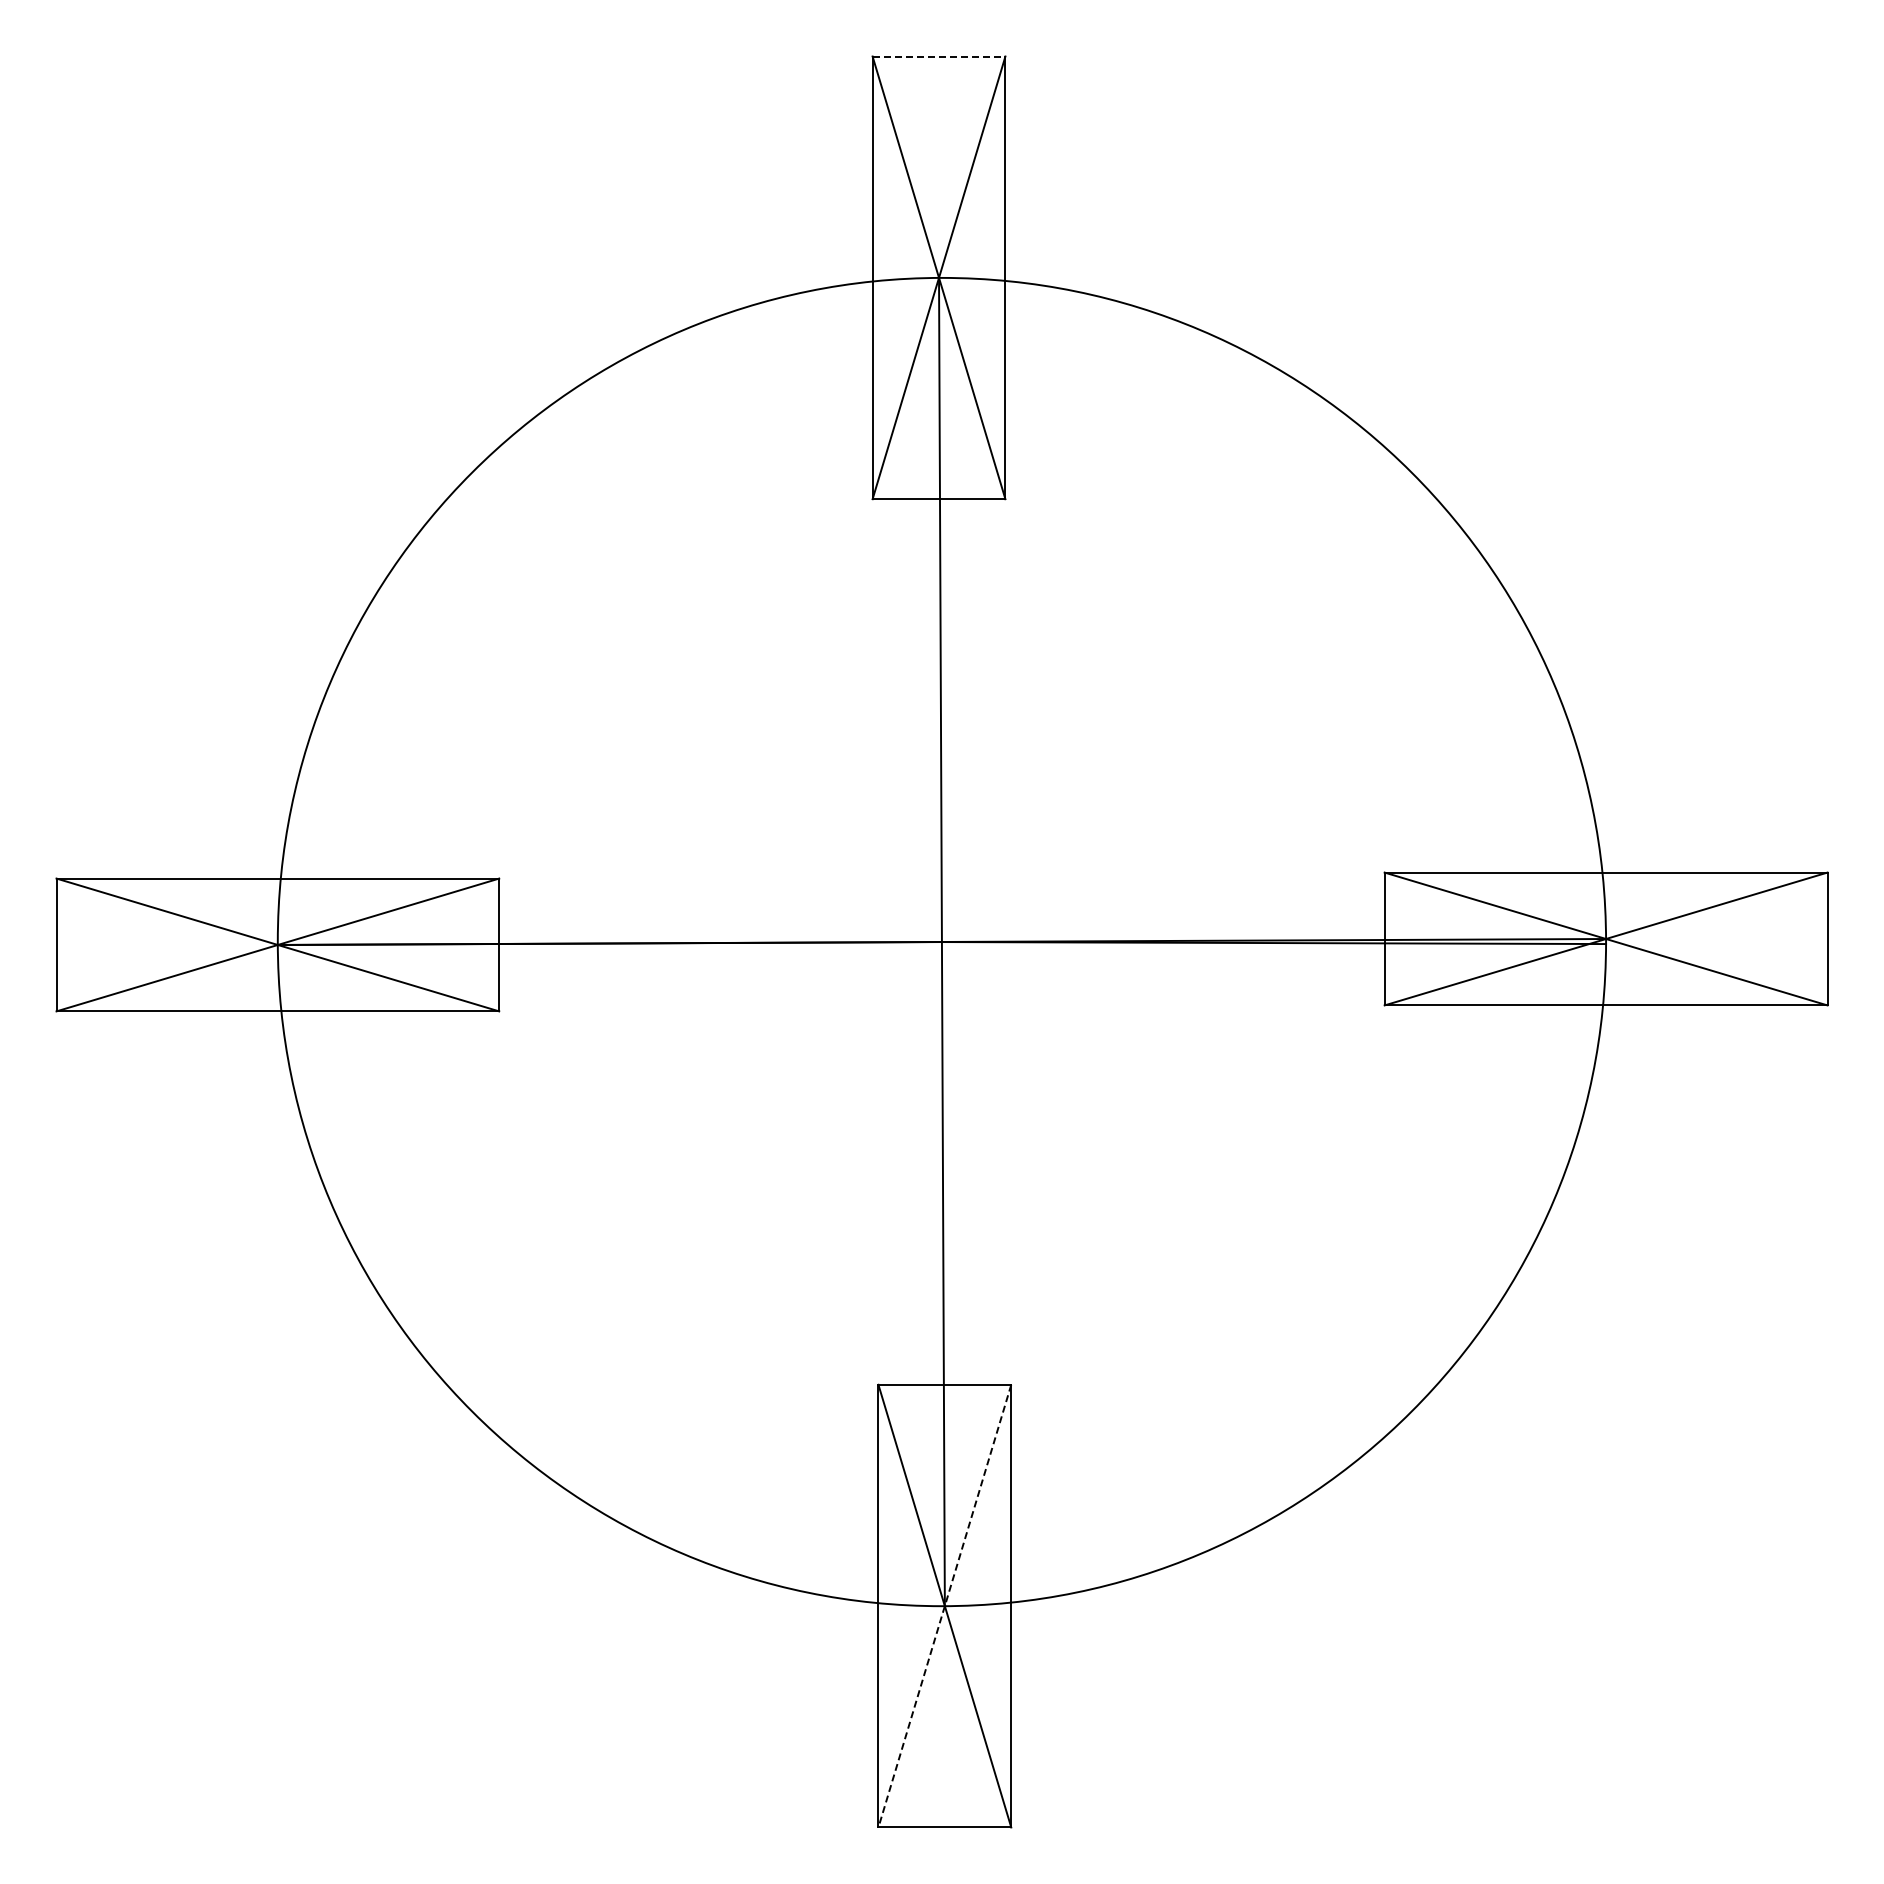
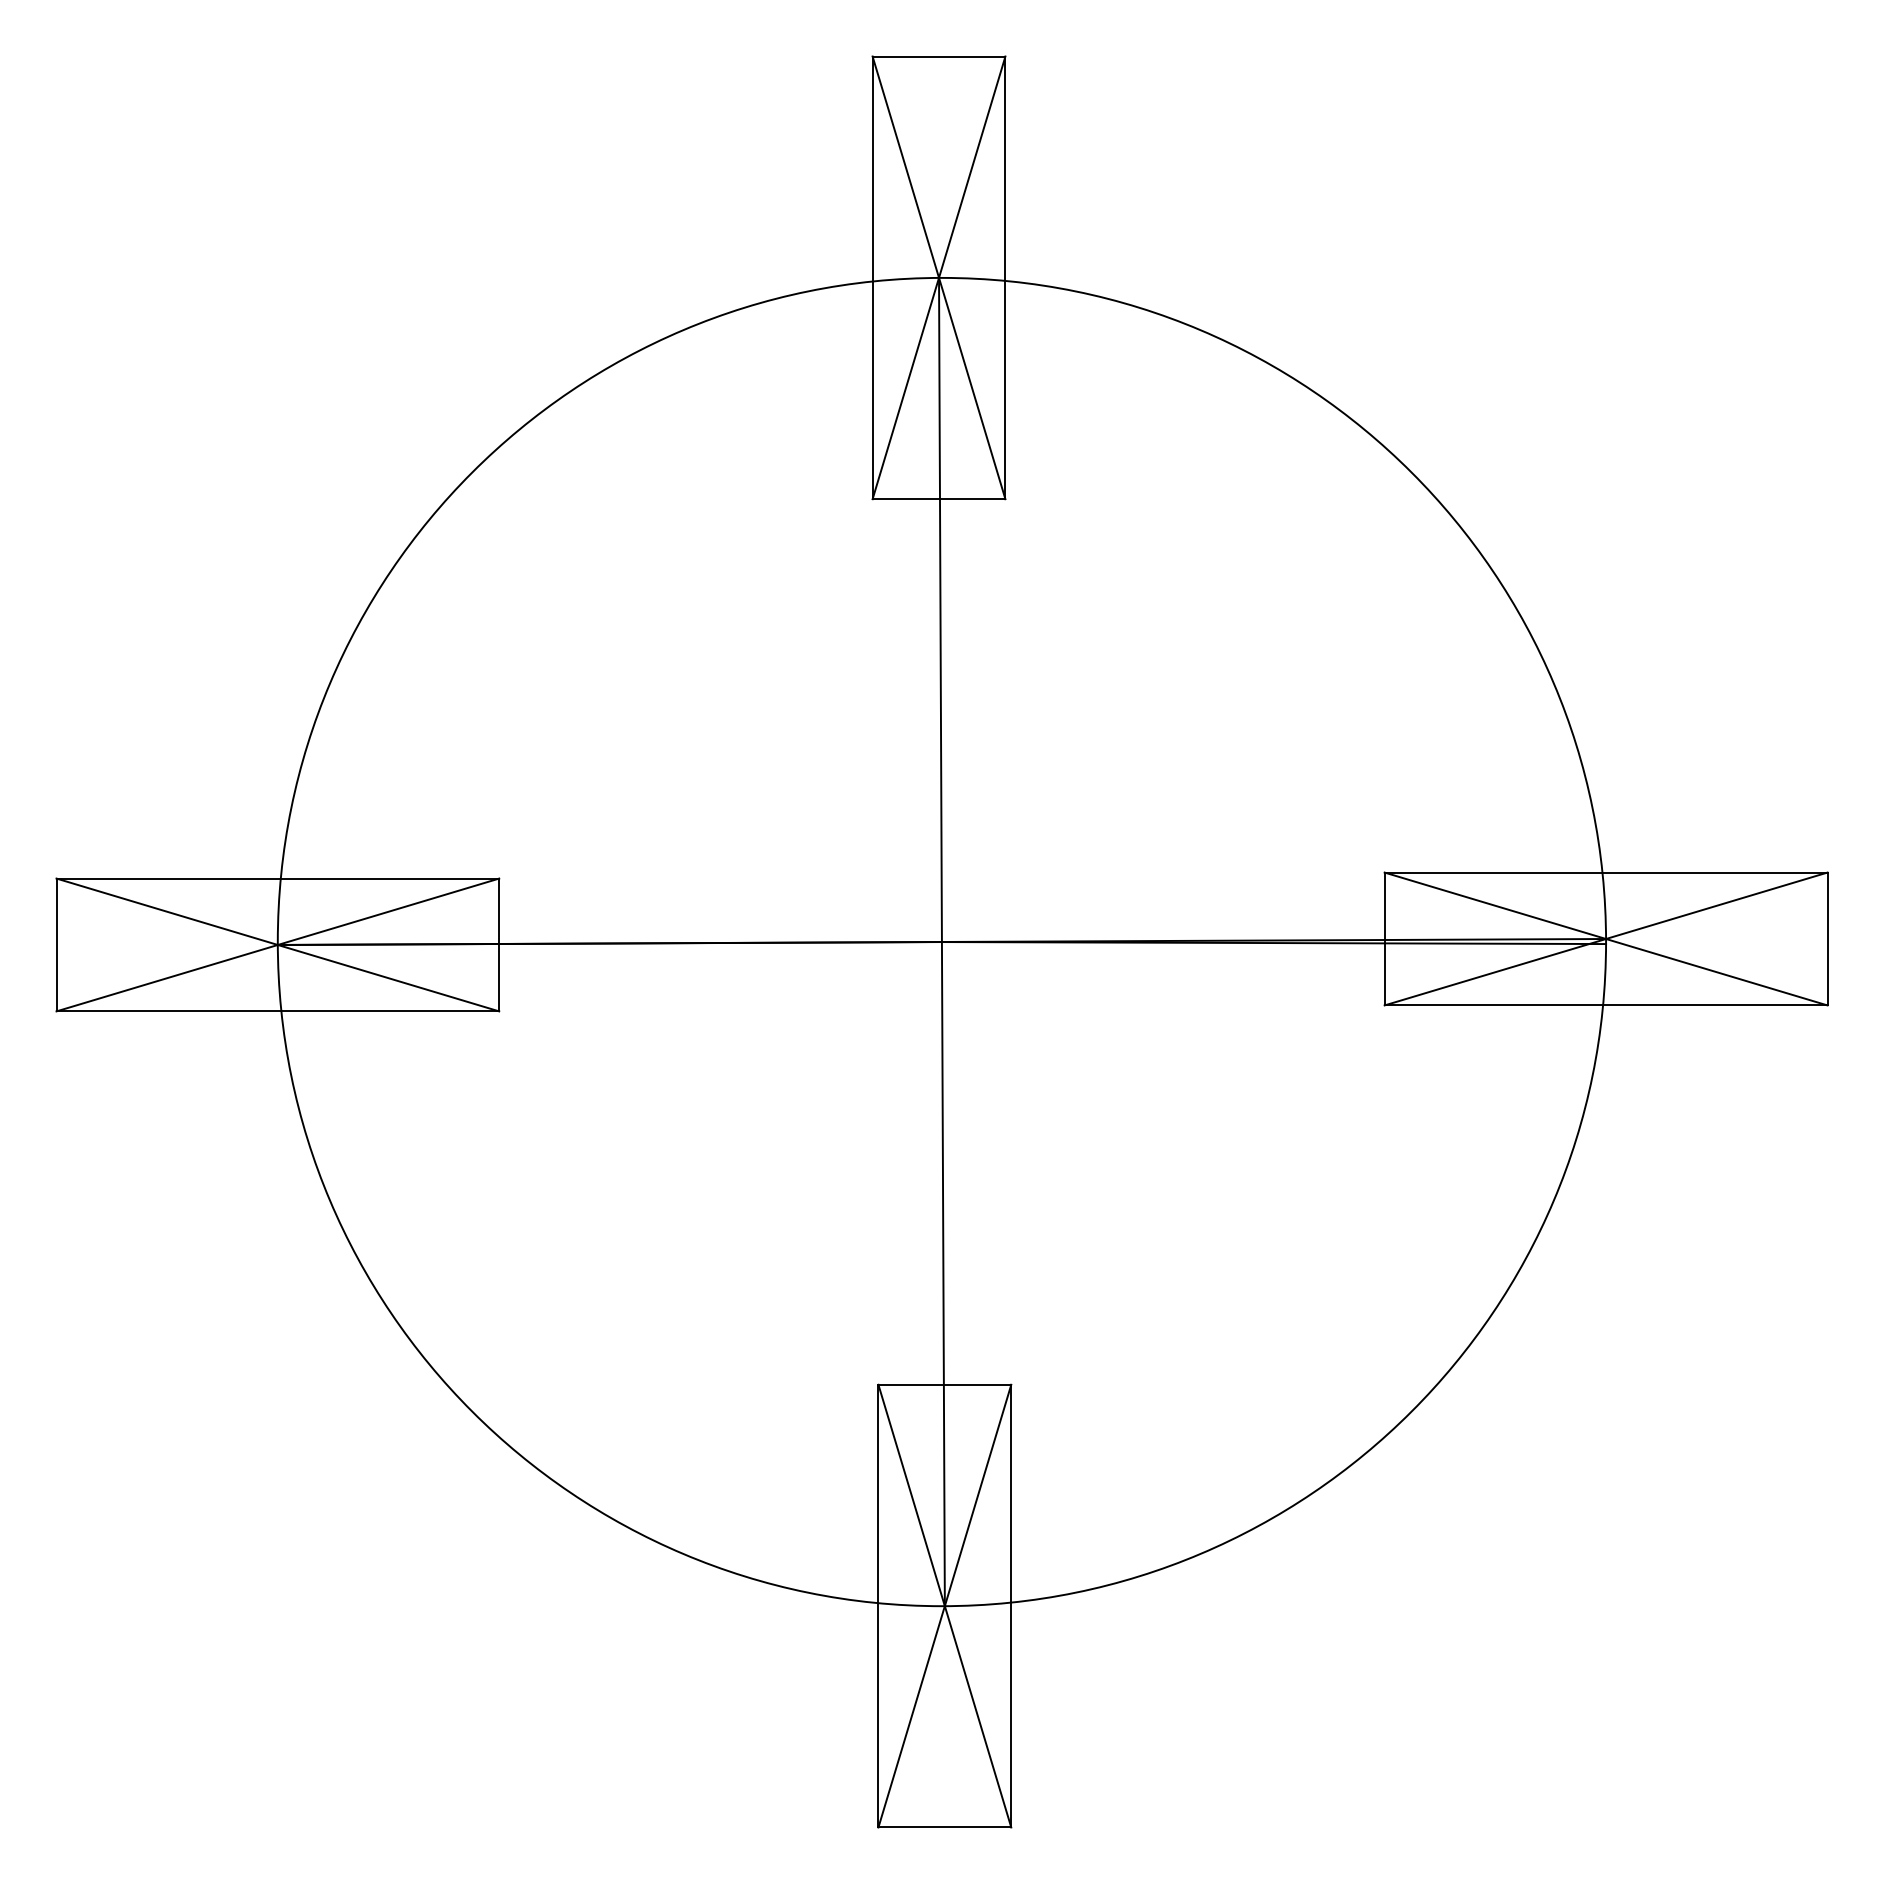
line: dashed -> solid (939, 56)
line: dashed -> solid (944, 1606)
